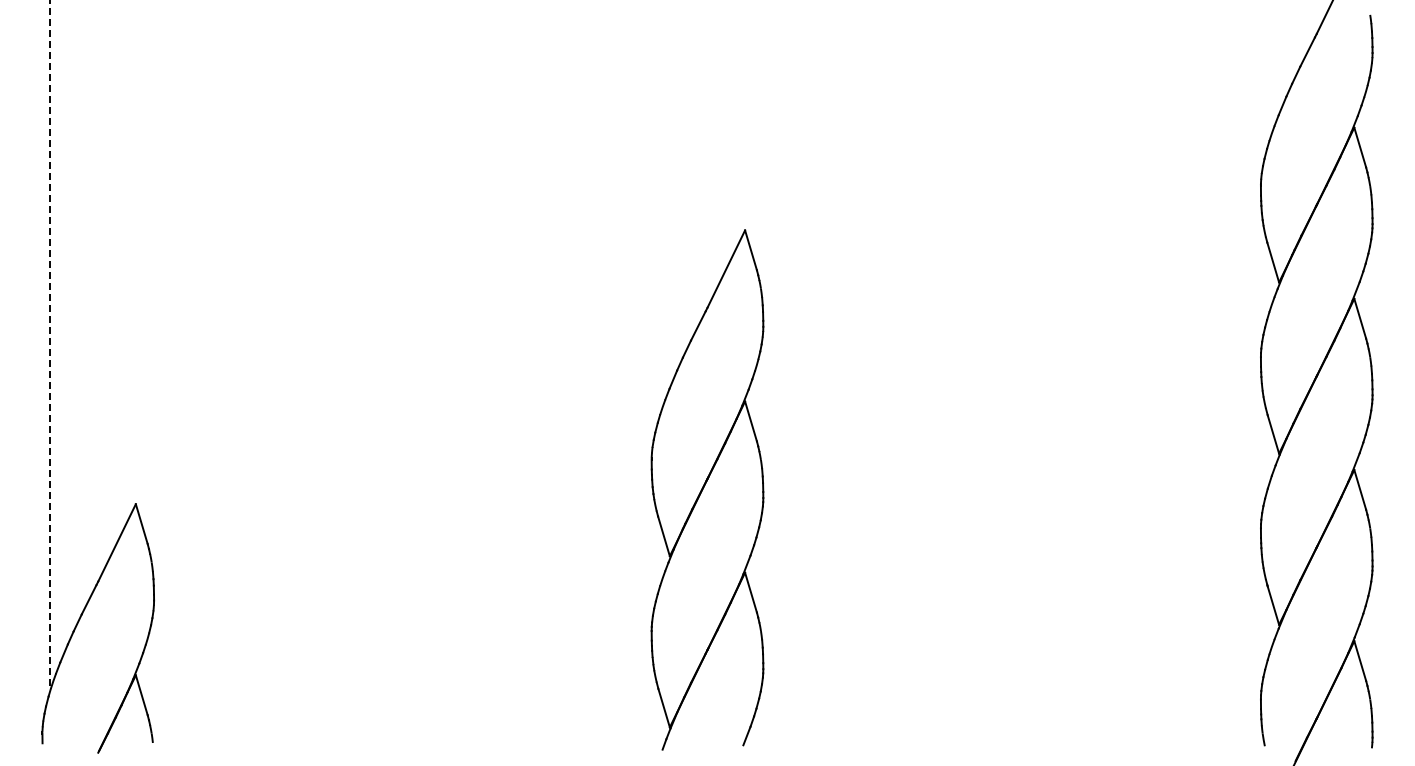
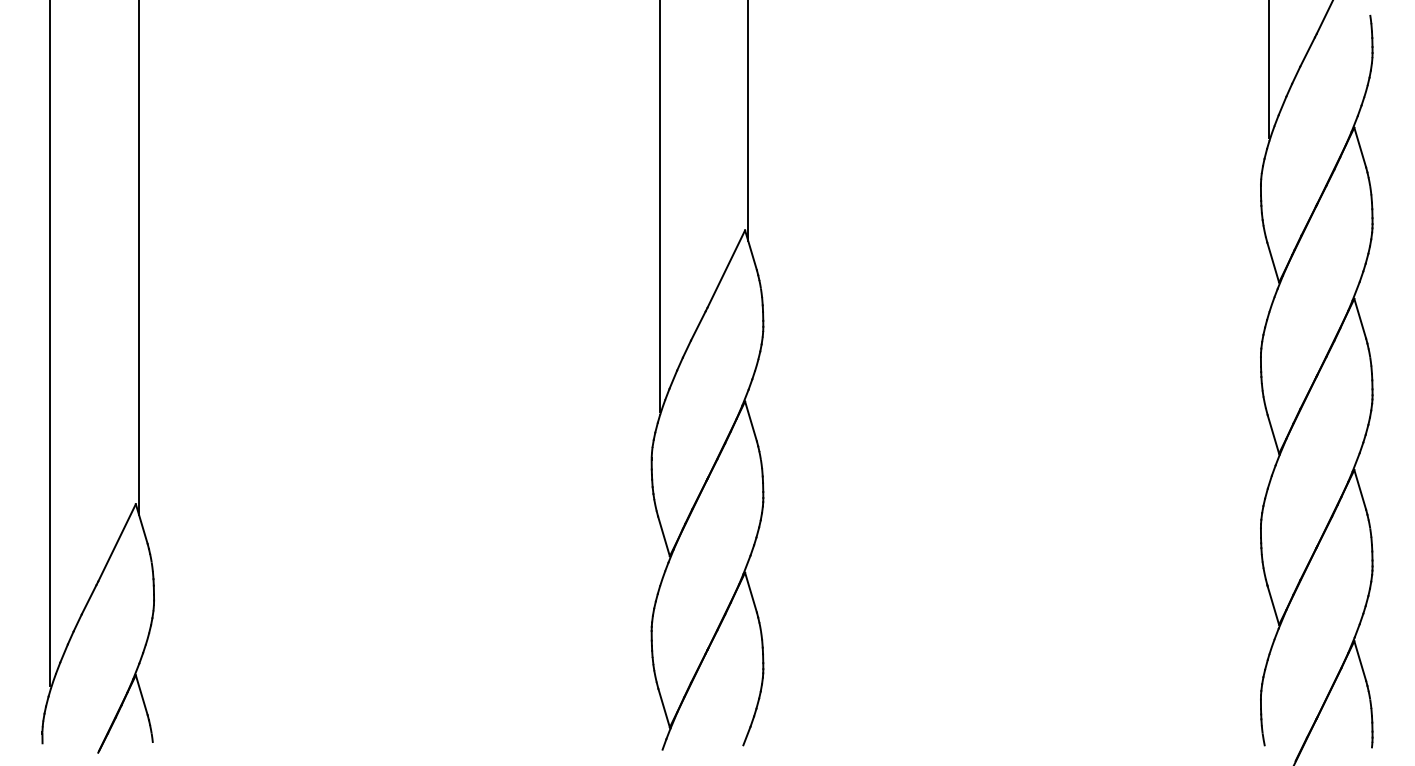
line: none -> present (1268, 70)
line: none -> present (748, 121)
line: none -> present (659, 207)
line: none -> present (138, 258)
line: dashed -> solid (50, 343)
